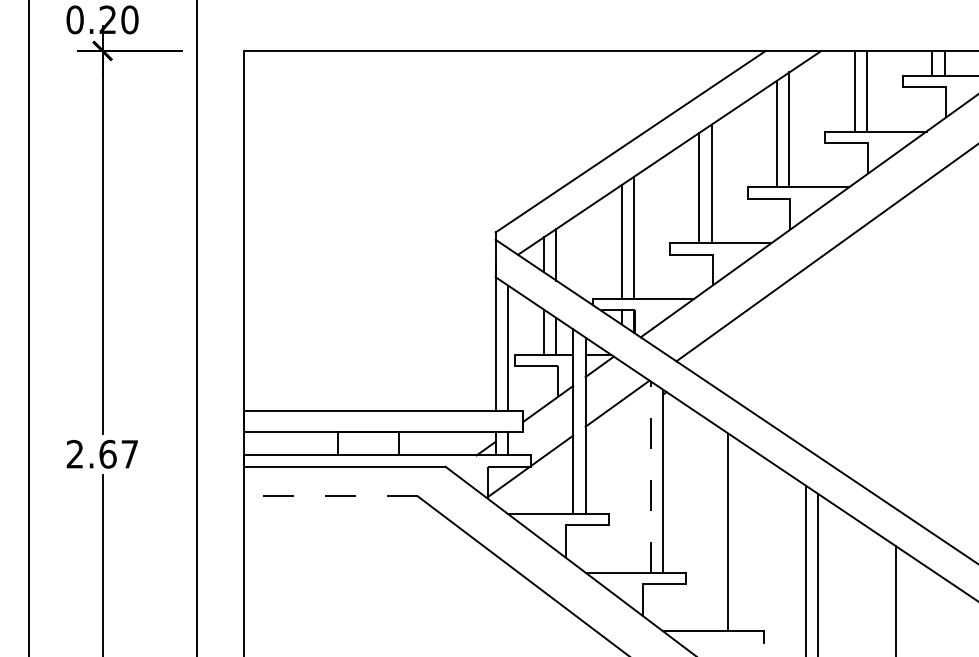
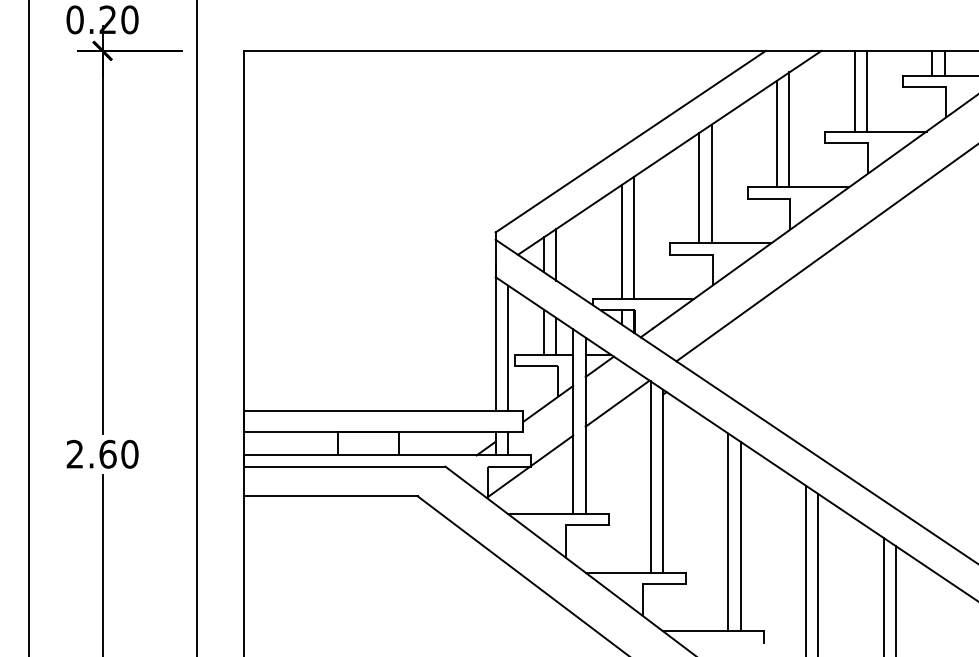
text: 2.67 -> 2.60 (129, 453)
line: dashed -> solid (650, 477)
line: dashed -> solid (330, 496)
line: none -> present (740, 536)
line: none -> present (883, 595)
